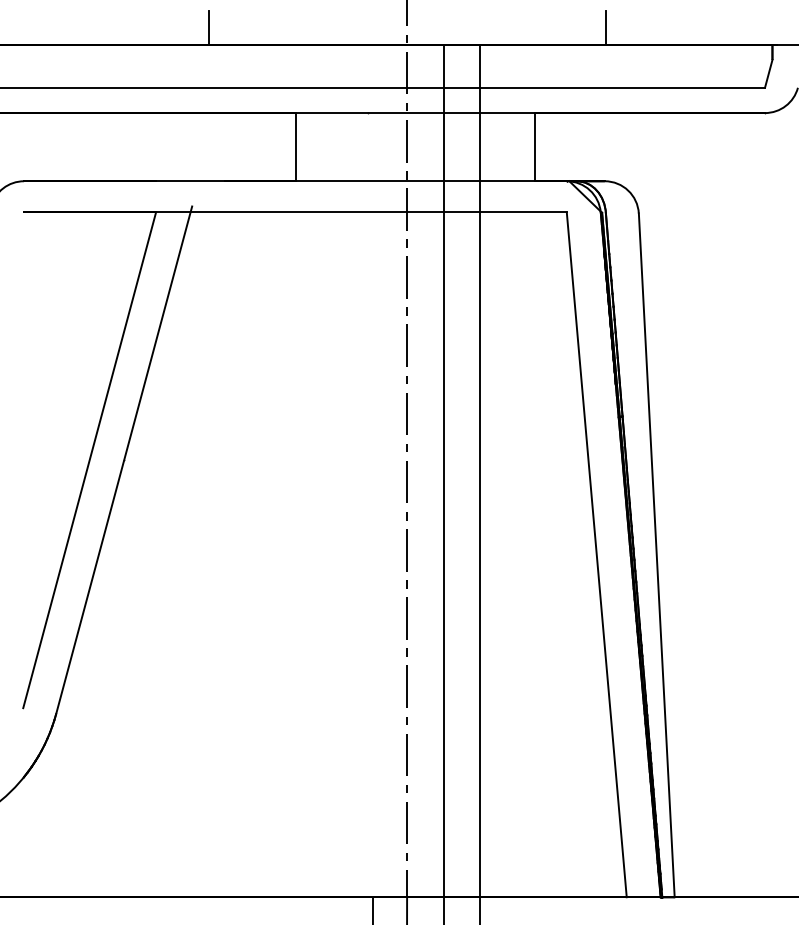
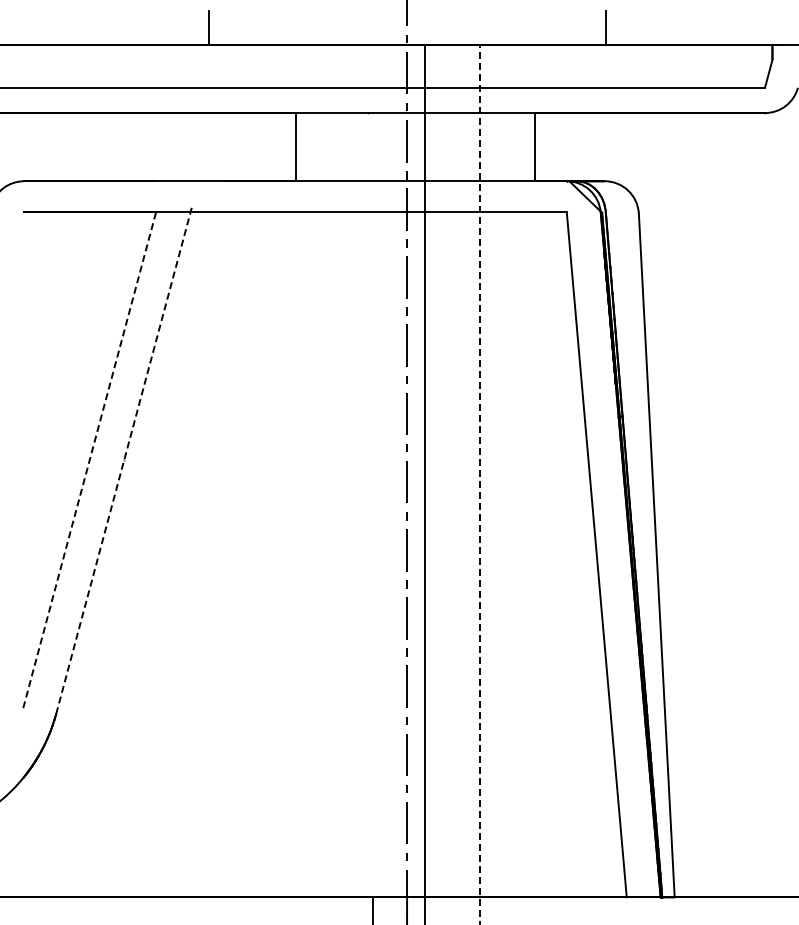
line: solid -> dashed (89, 460)
line: solid -> dashed (124, 460)
line position: (443, 482) -> (424, 482) (424, 482)
line: solid -> dashed (479, 484)
